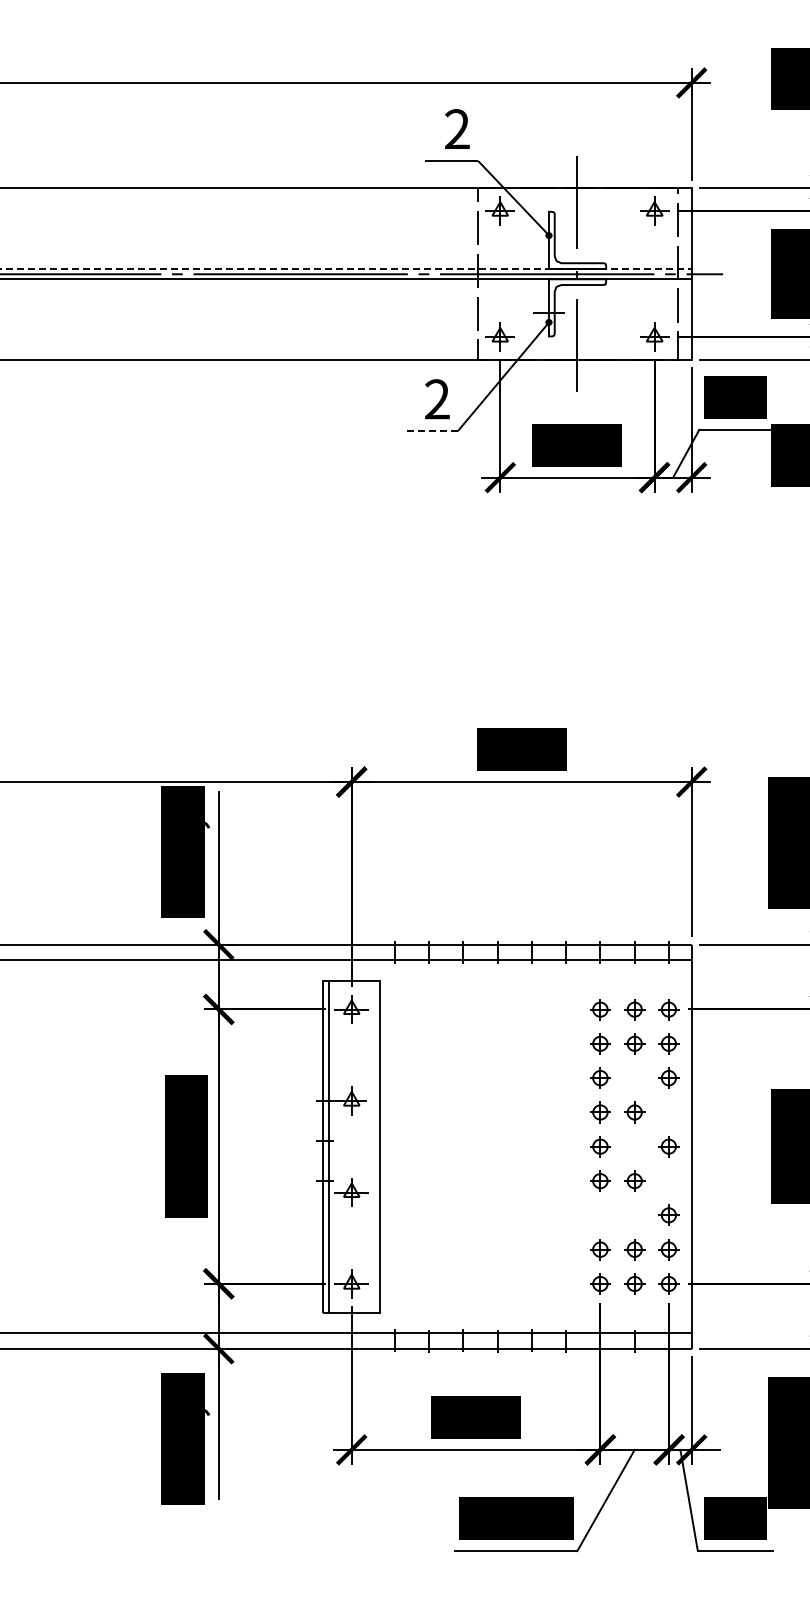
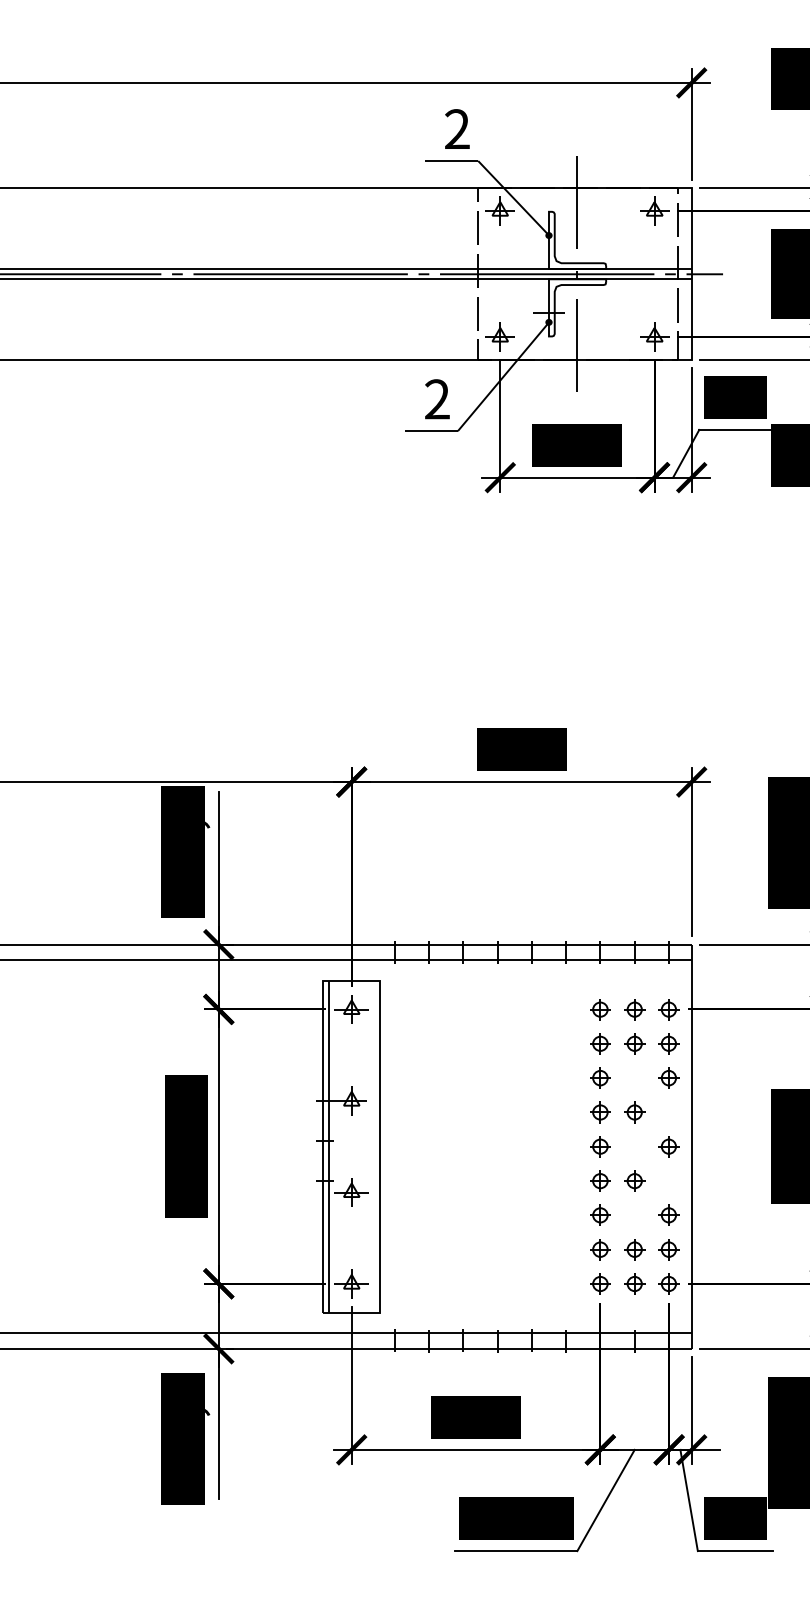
line: dashed -> solid (346, 268)
line: dashed -> solid (431, 431)
part: none -> present (600, 1214)
